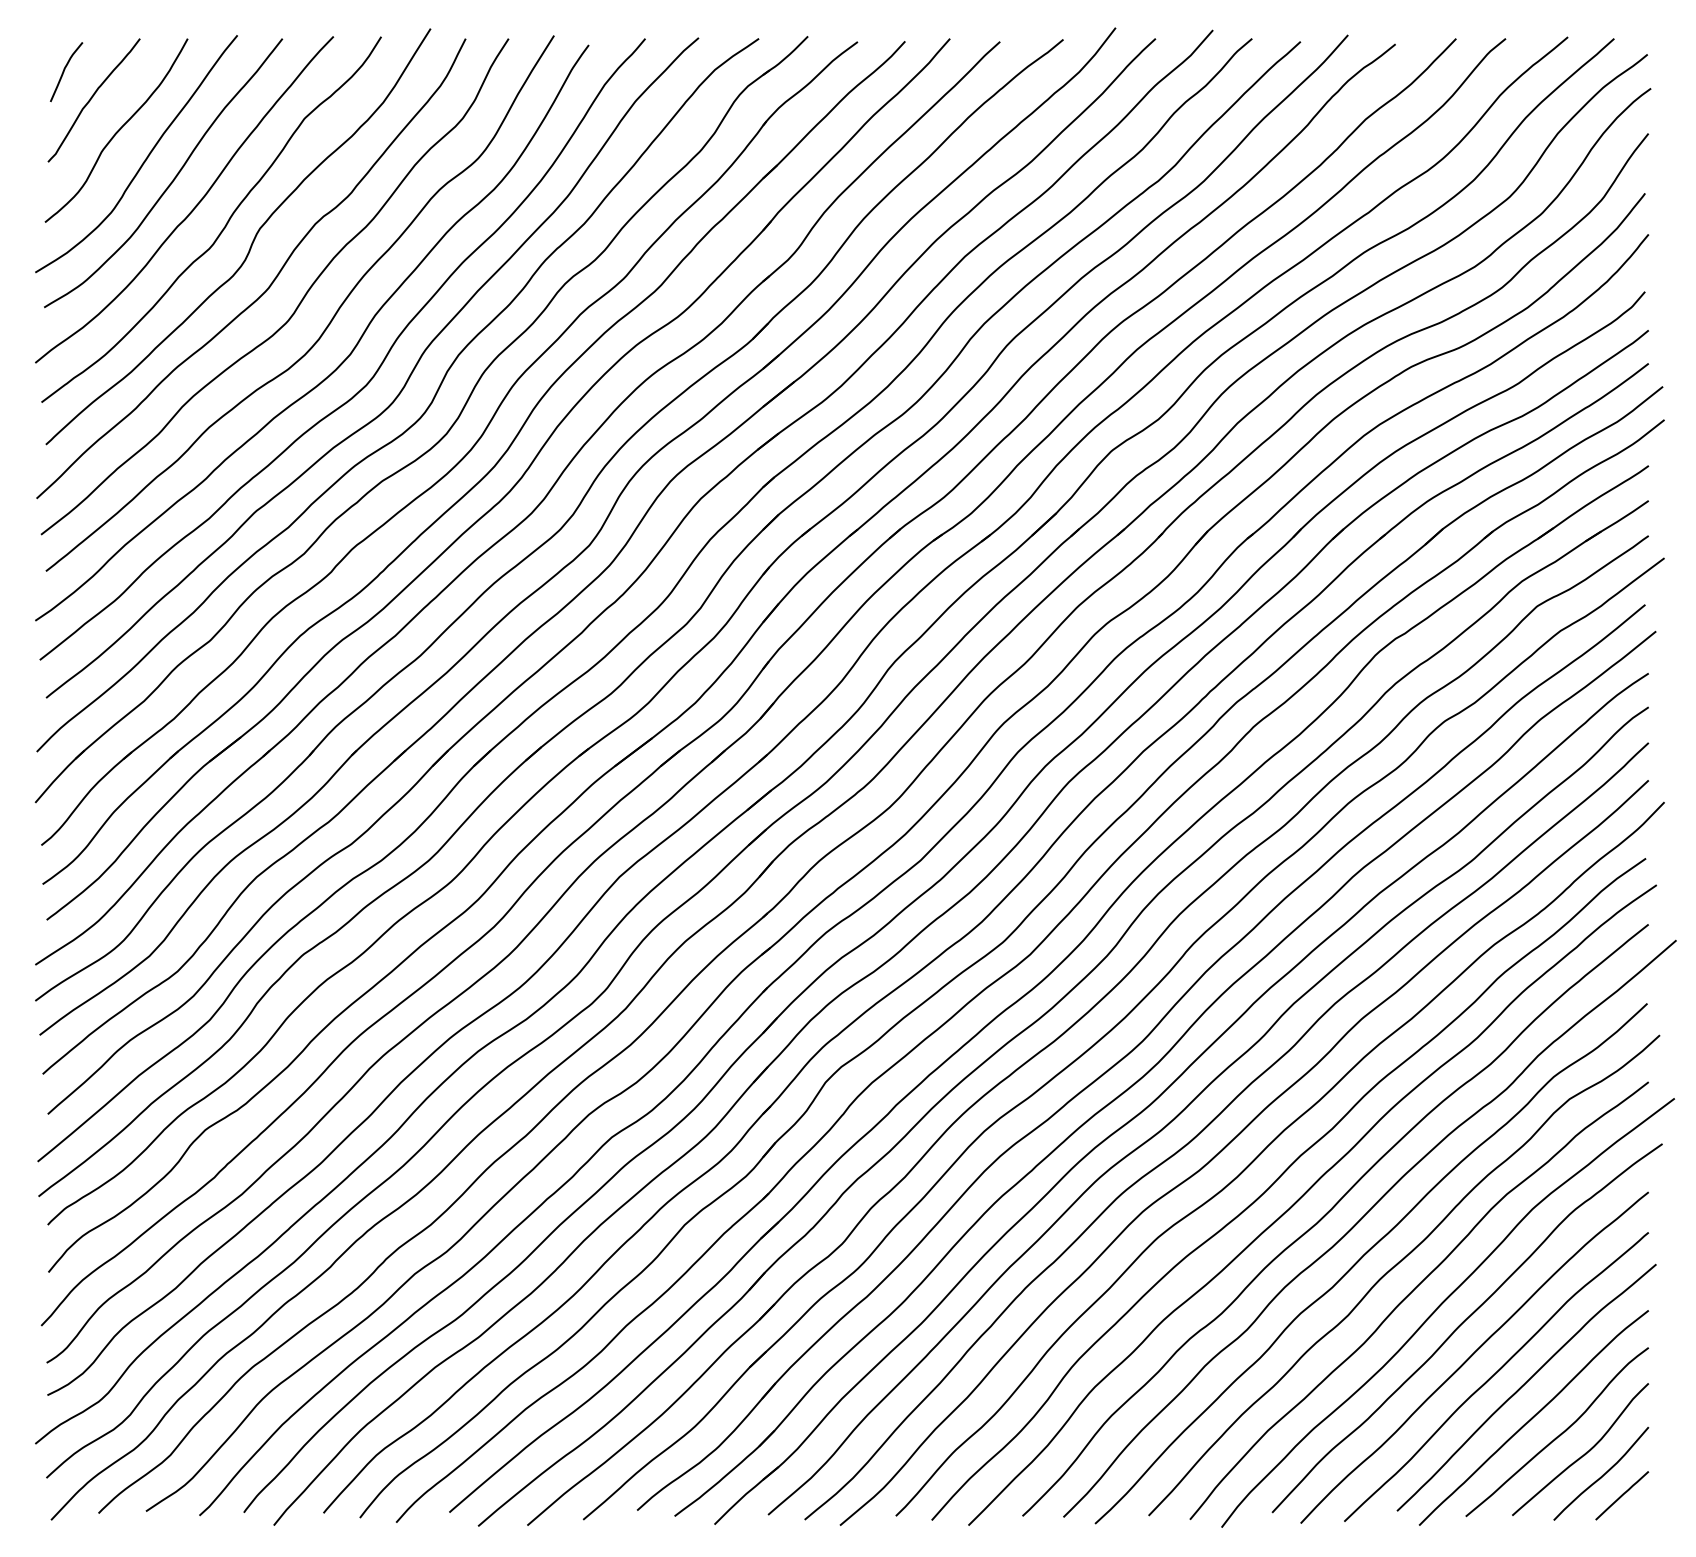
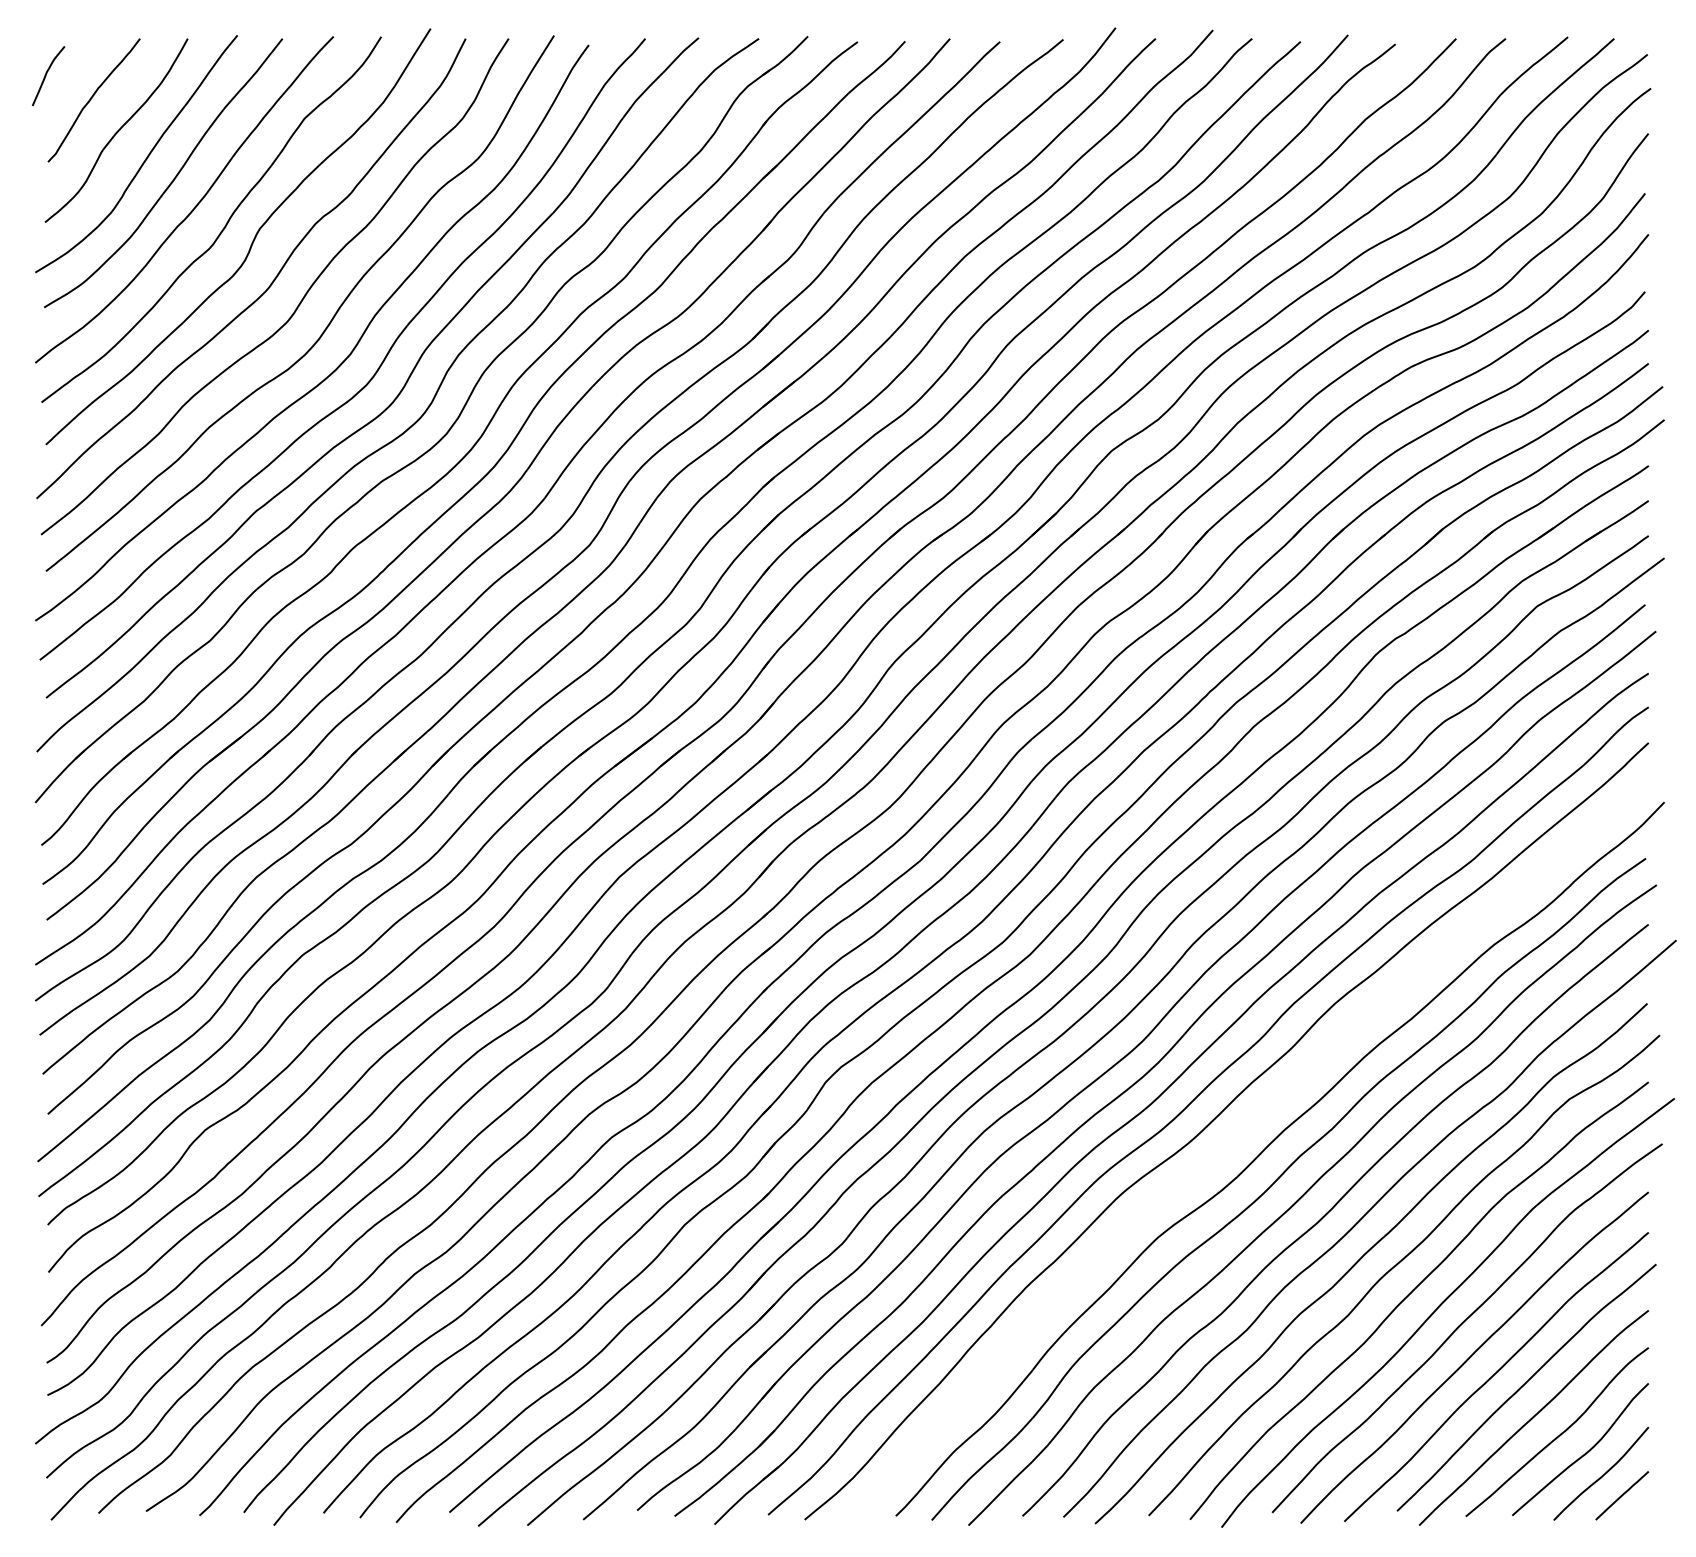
curve position: (64, 72) -> (46, 76) (46, 76)
curve: present -> none (1232, 1141)
